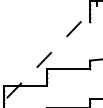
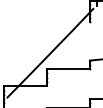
arc: dashed -> solid (50, 53)
